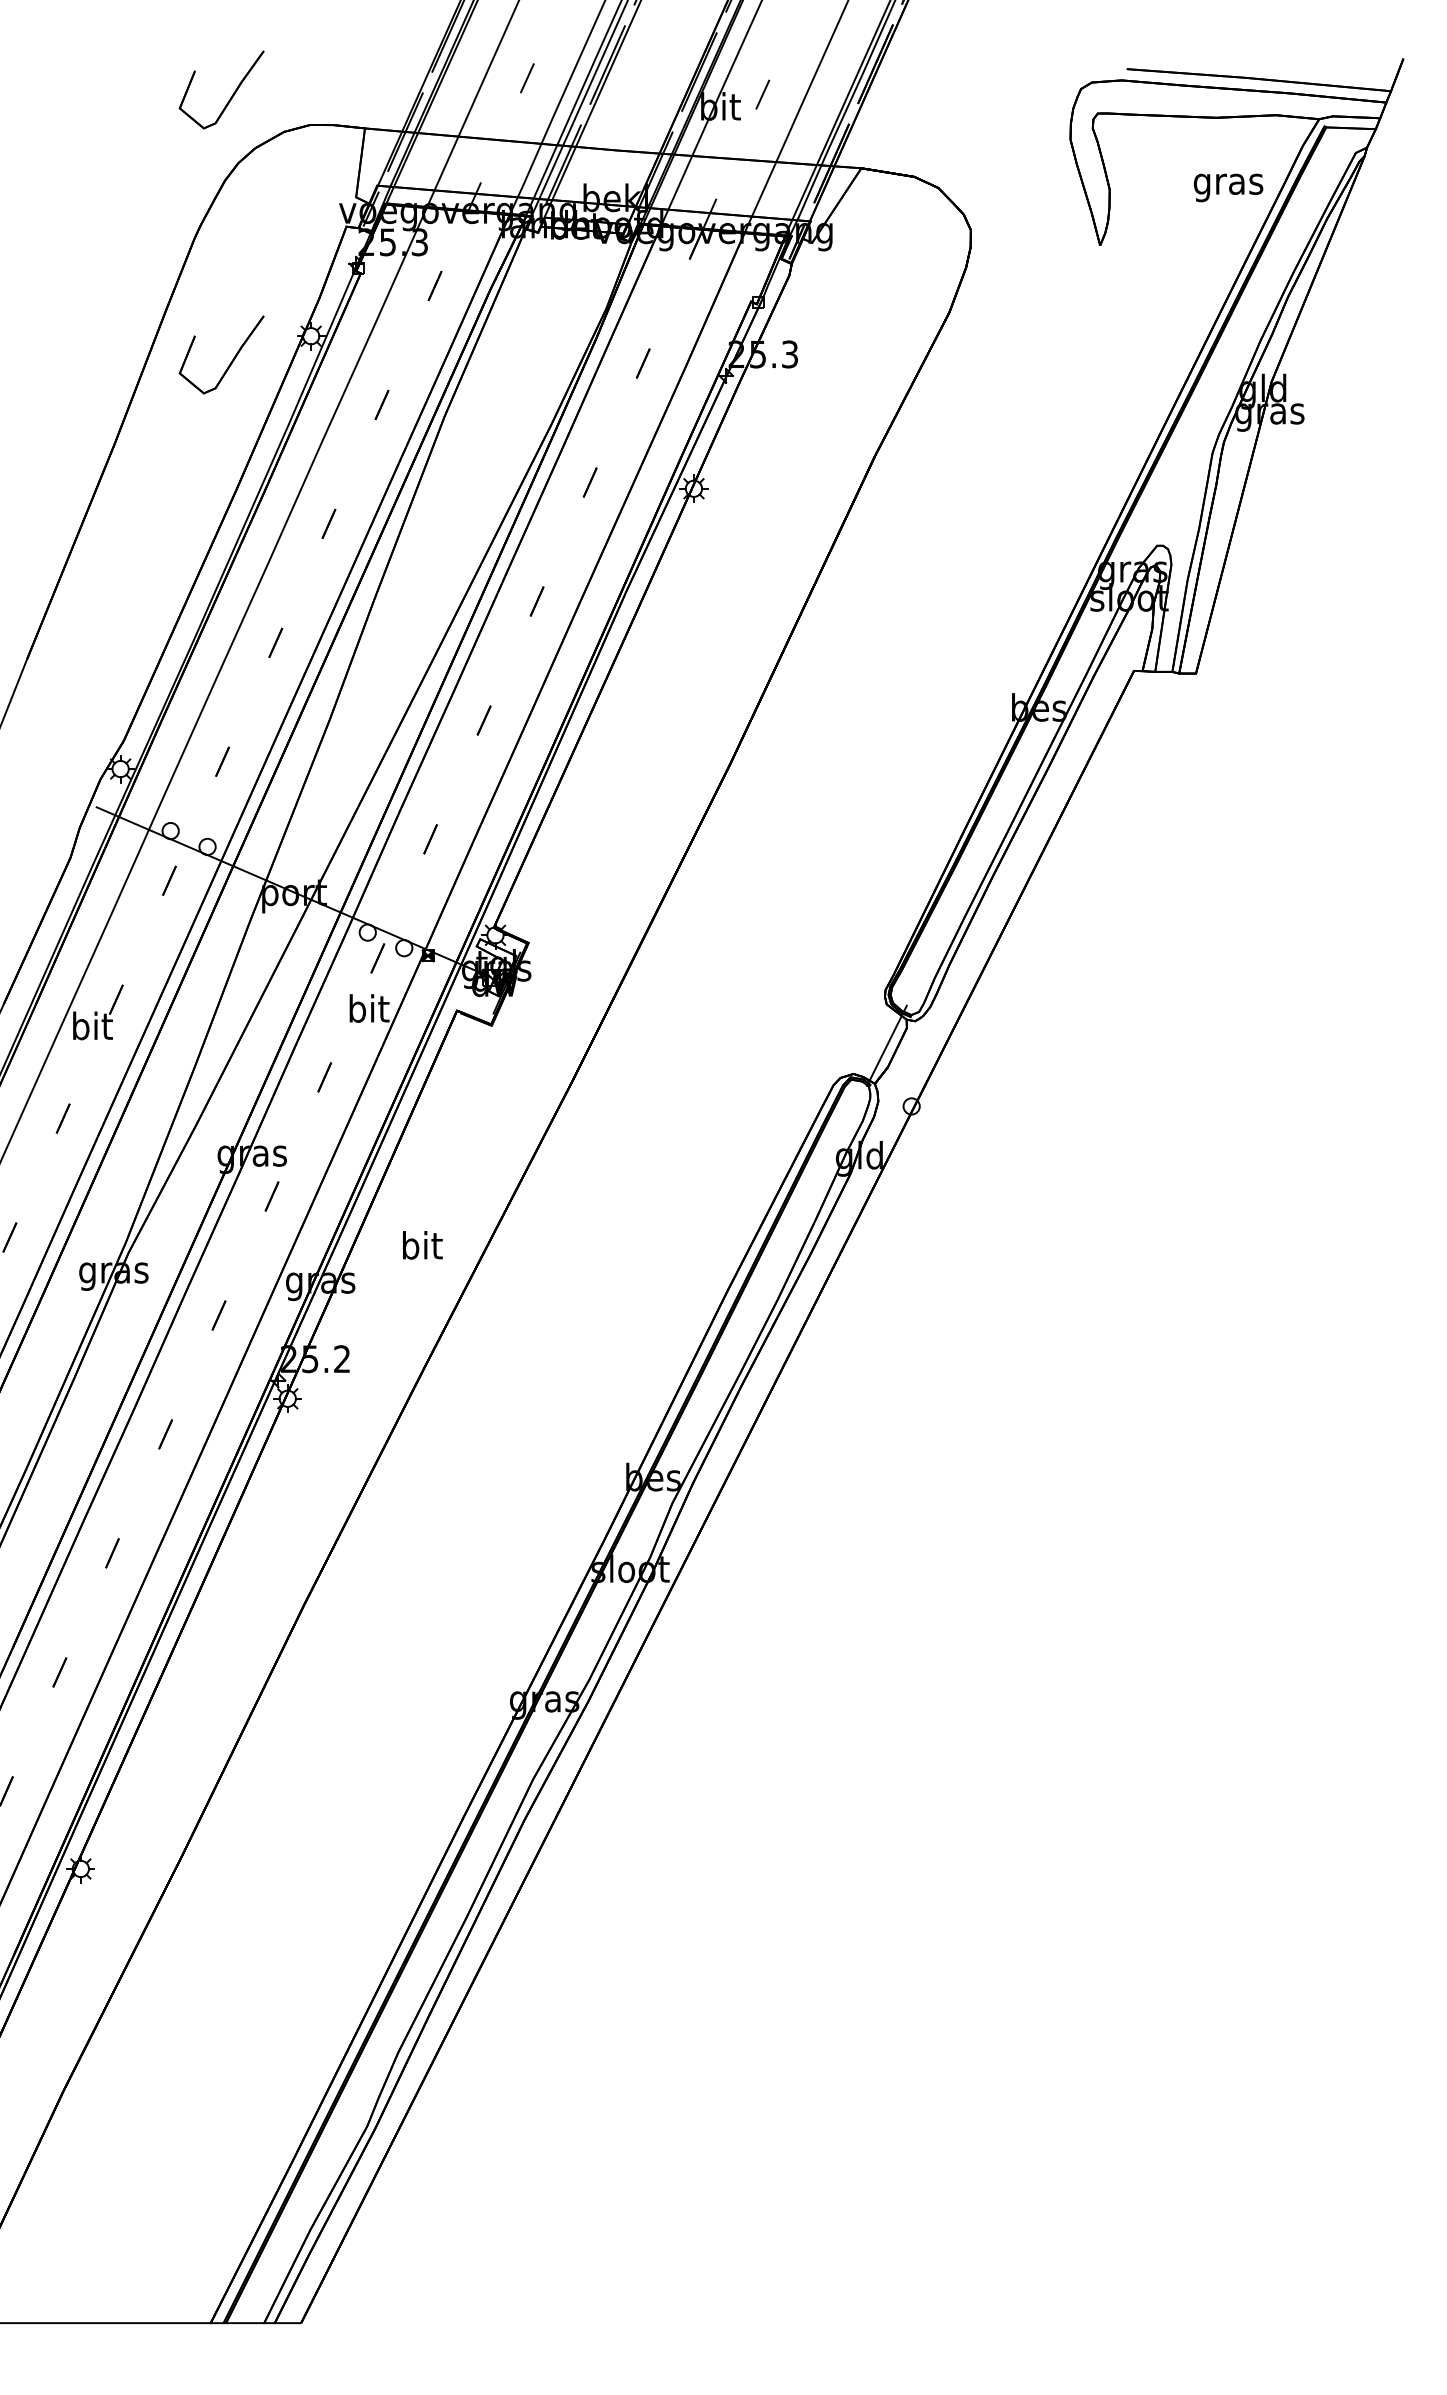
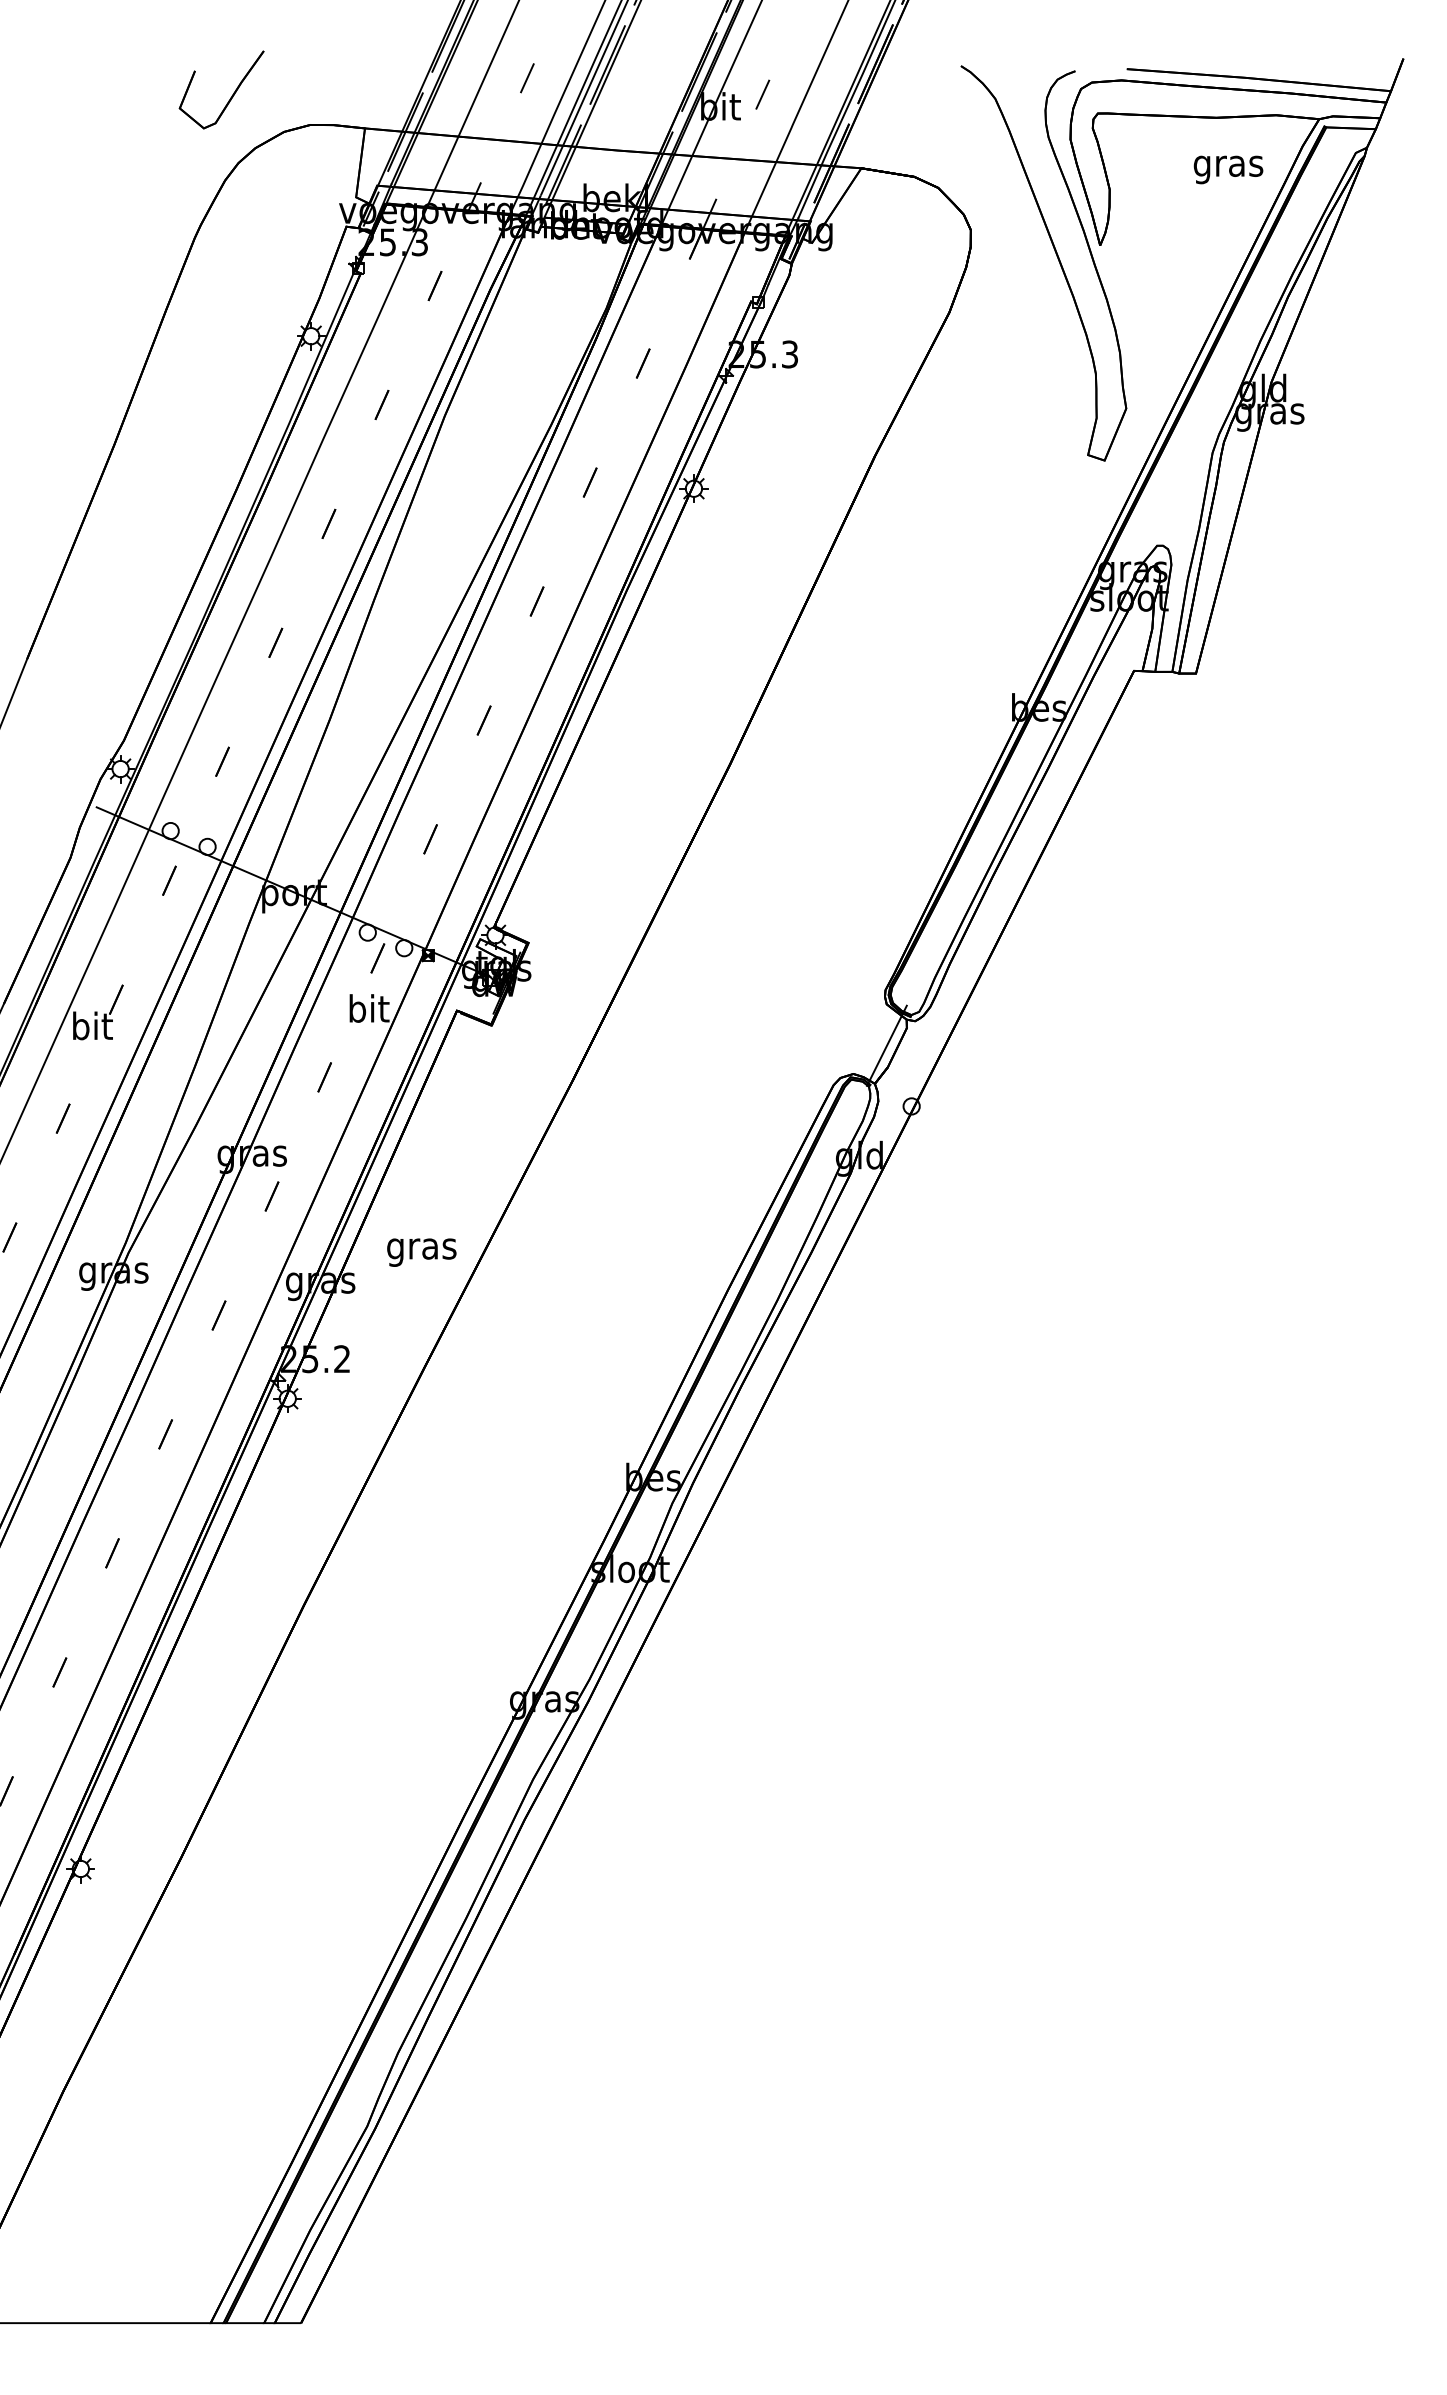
text position: (1228, 187) -> (1228, 169) (1228, 169)
part: none -> present (1057, 259)
part: present -> none (230, 362)
text: bit -> gras (421, 1248)
